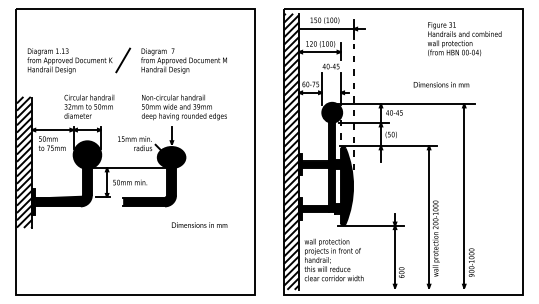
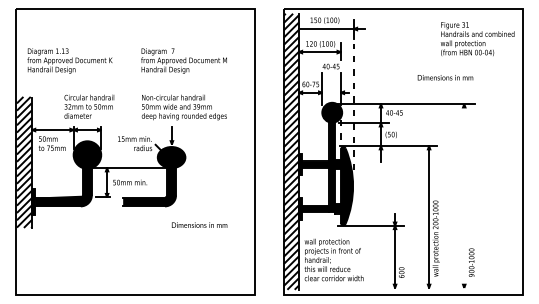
text position: (464, 38) -> (477, 38) (477, 38)
line: present -> none (123, 60)
text position: (441, 84) -> (445, 77) (445, 77)
line: present -> none (464, 195)
